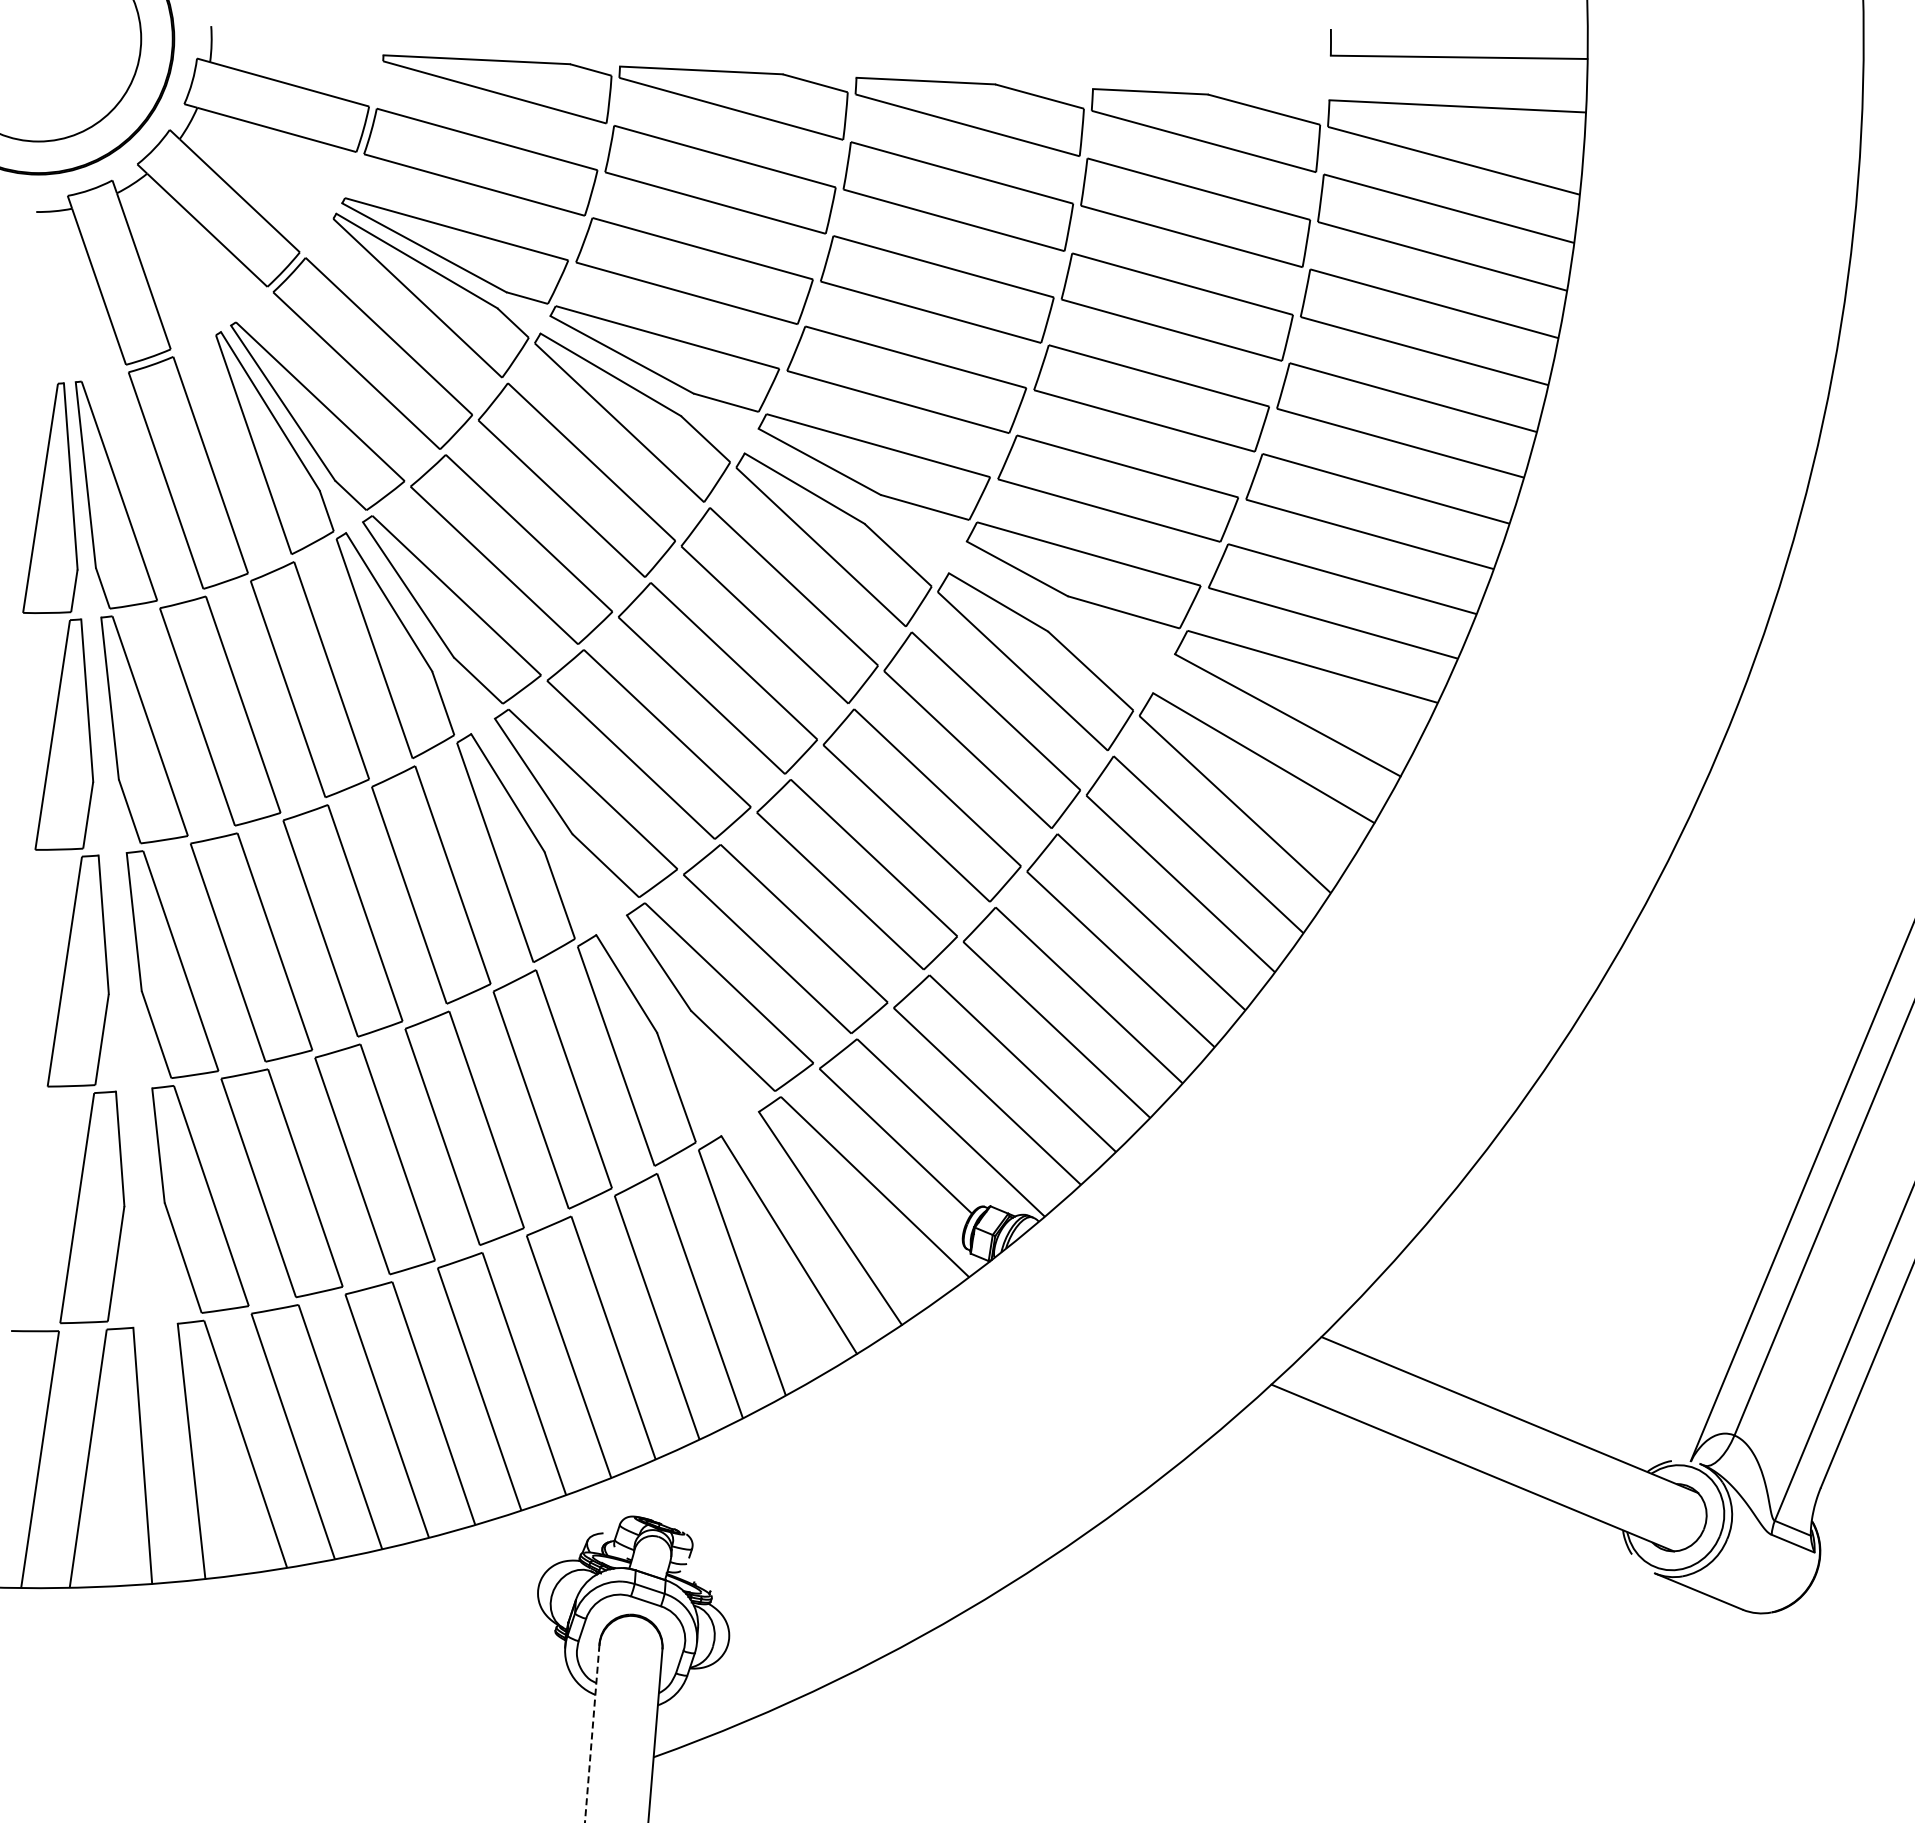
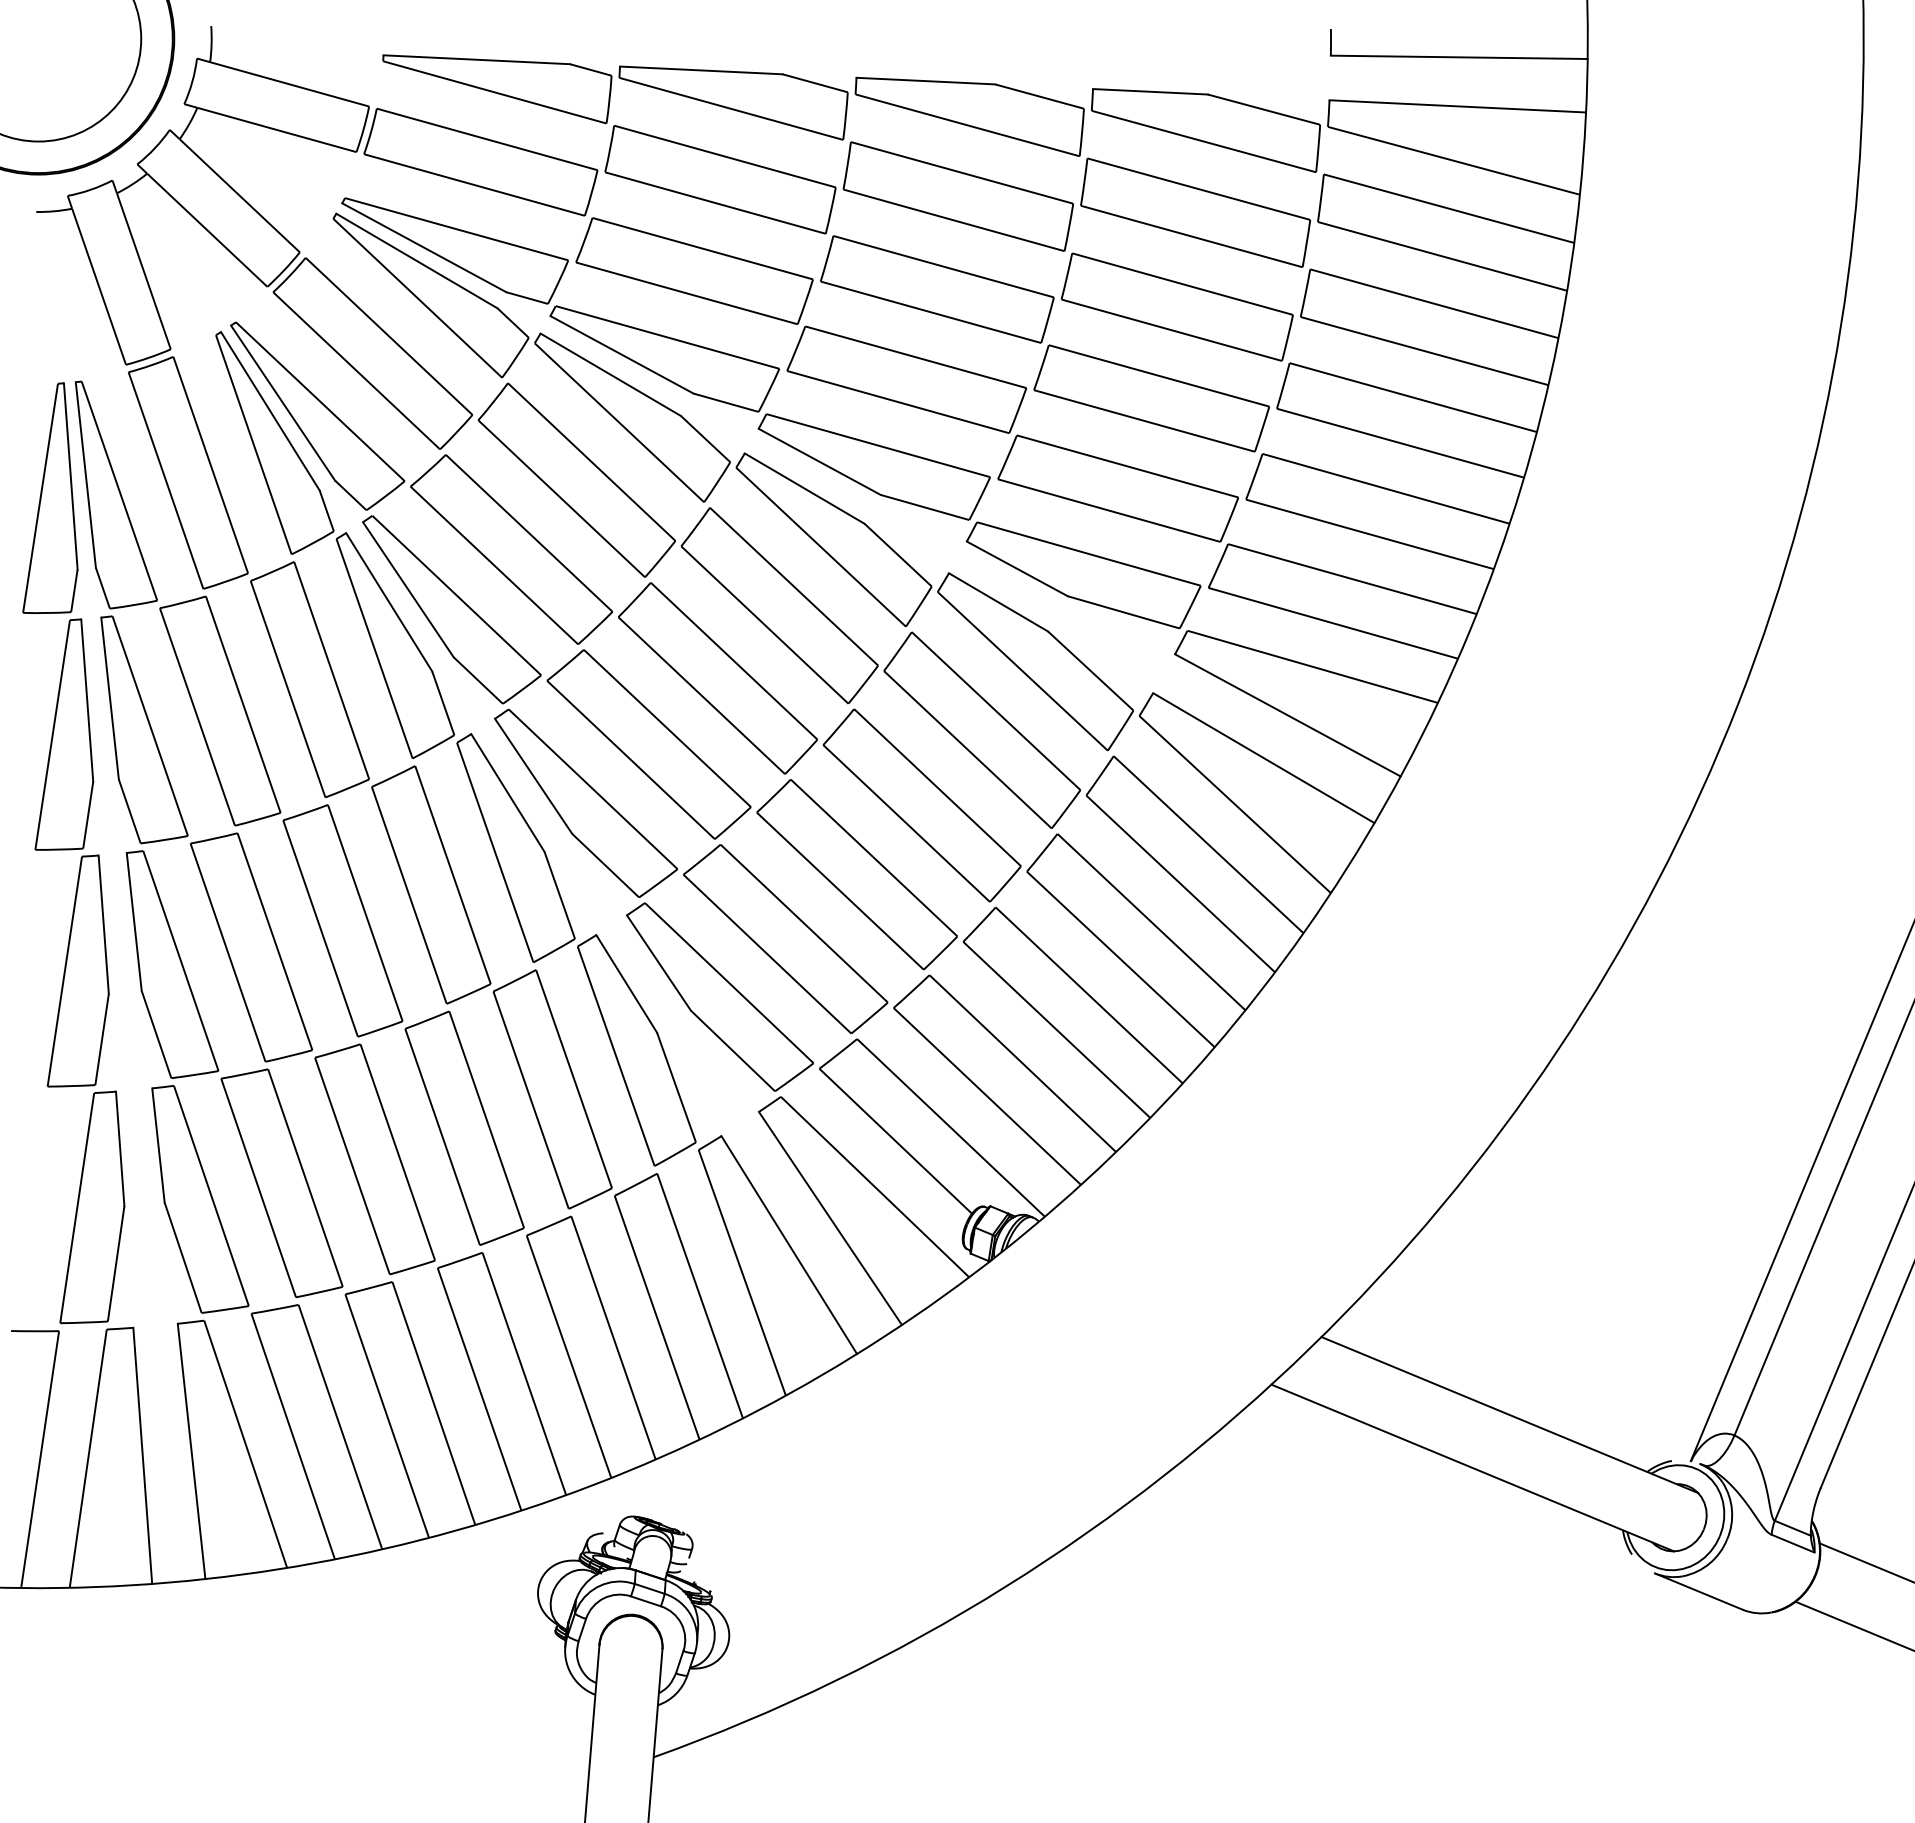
line: none -> present (1865, 1562)
line: none -> present (1853, 1625)
line: dashed -> solid (592, 1733)
